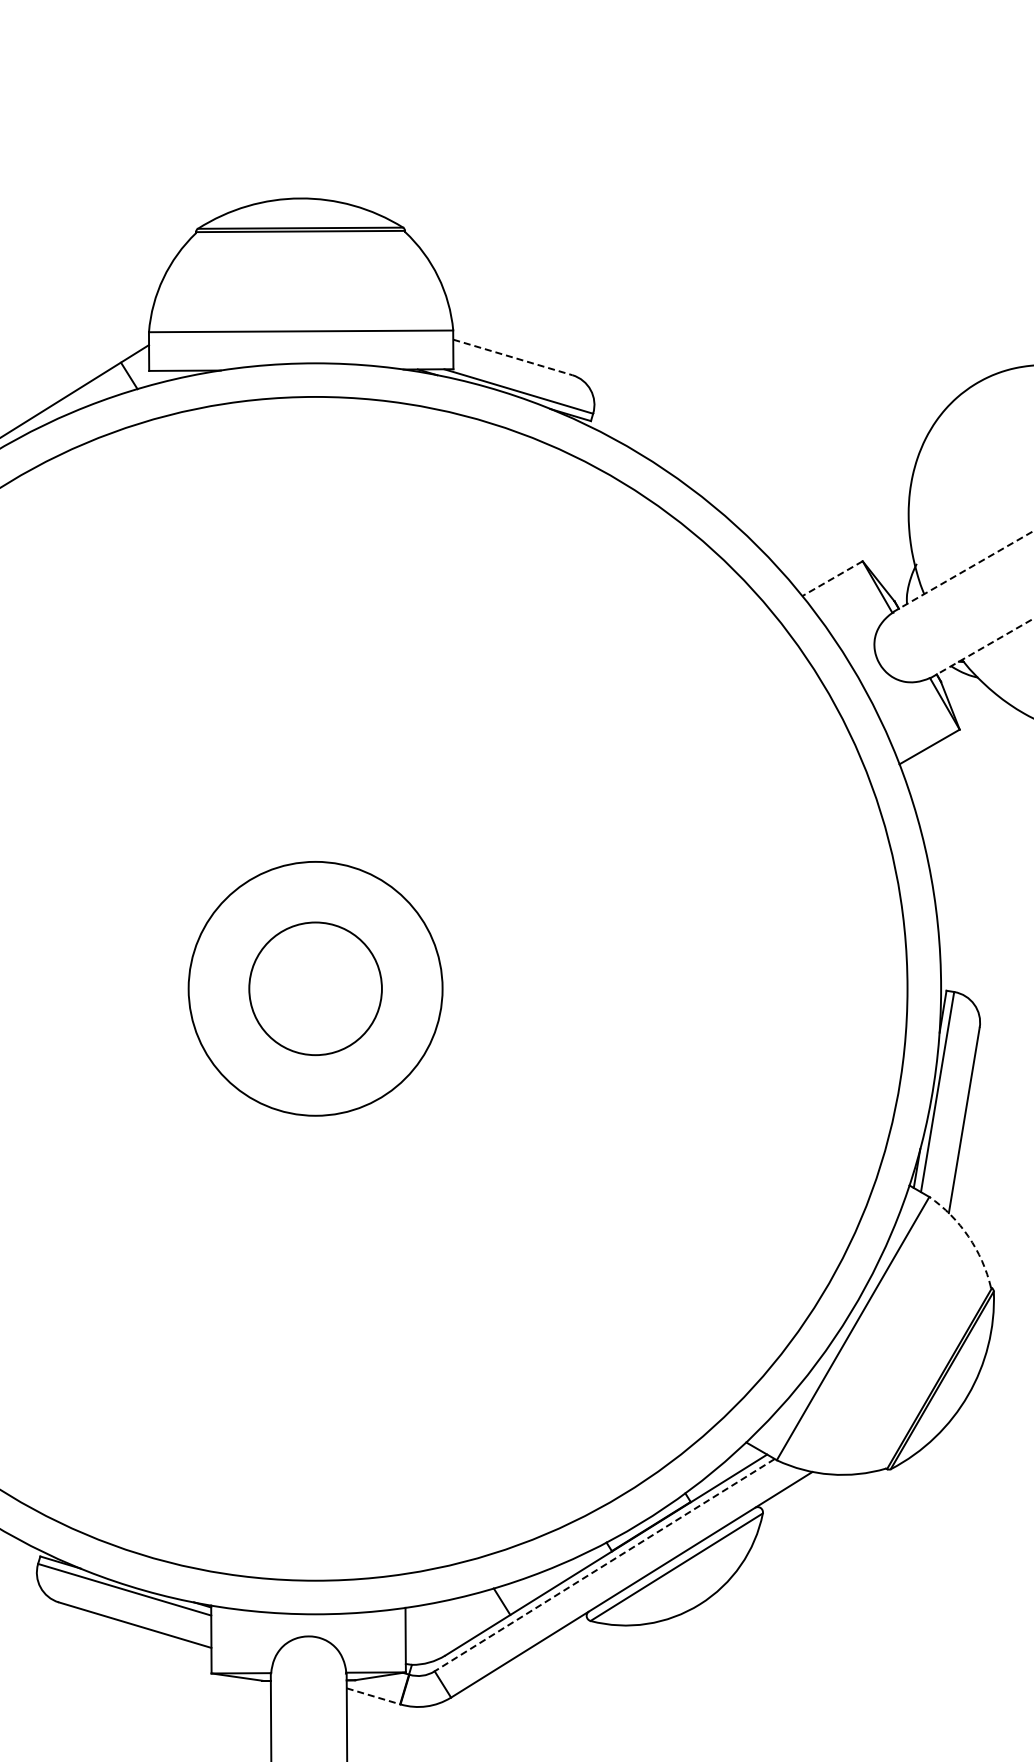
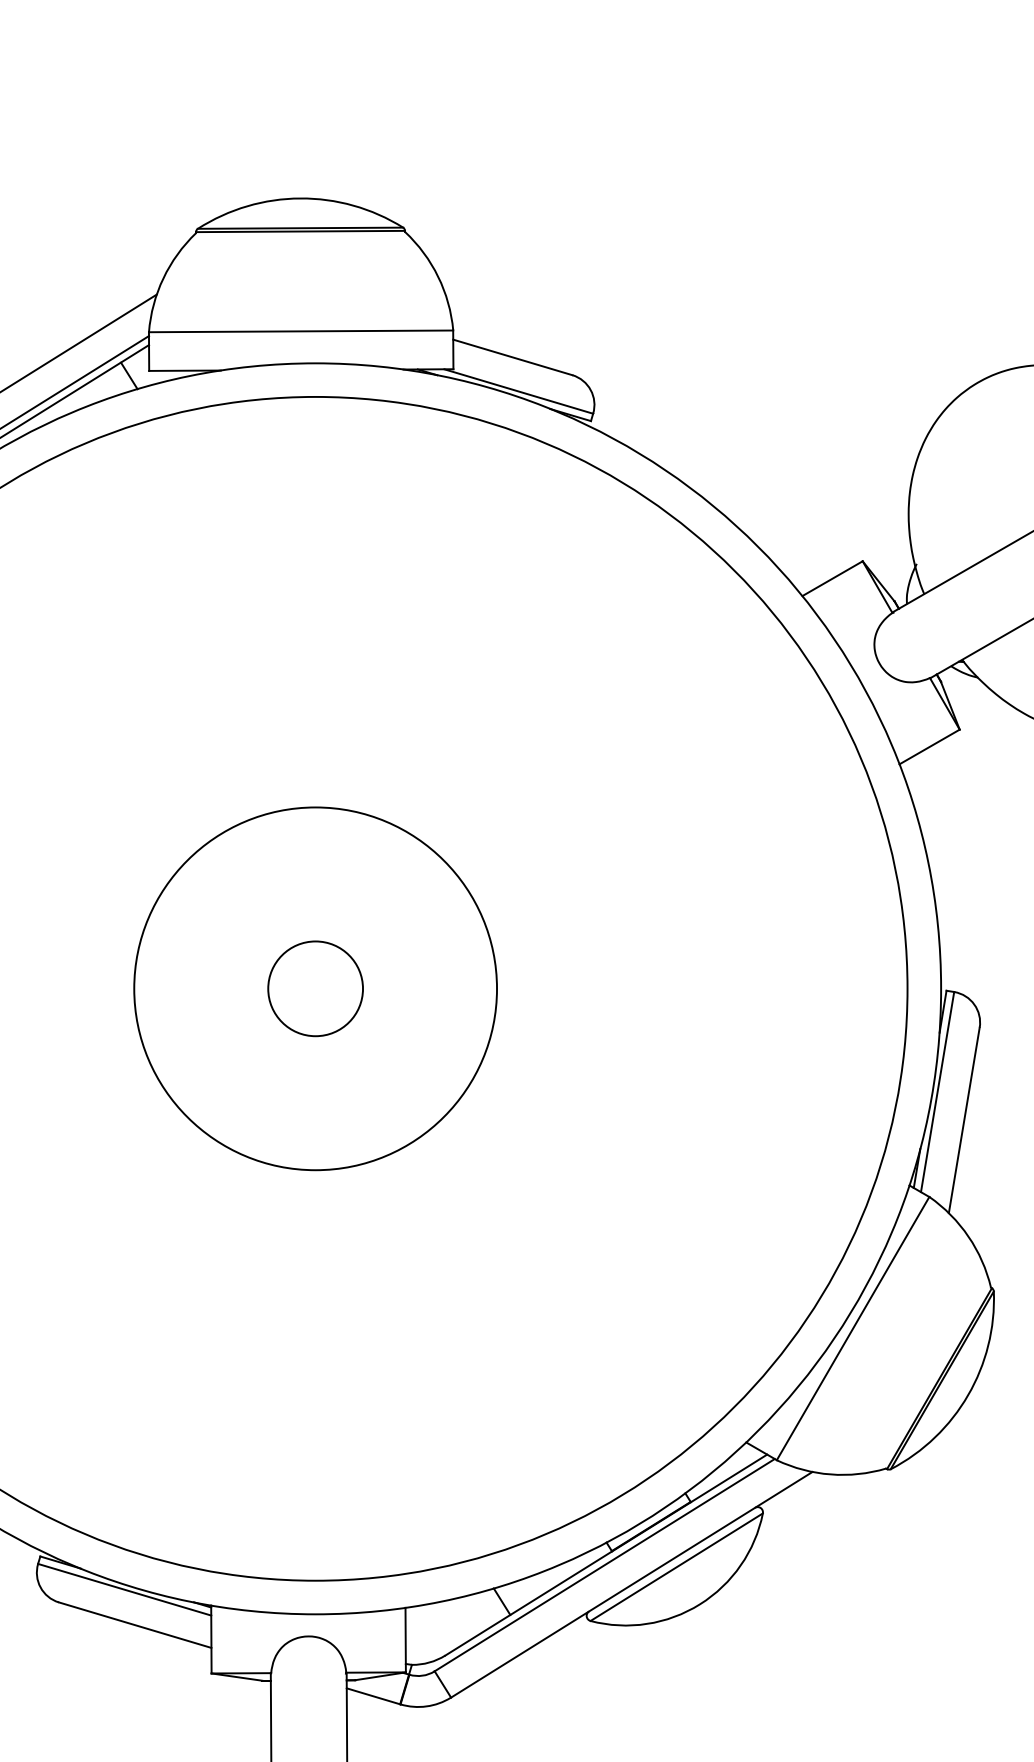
line: none -> present (79, 342)
line: dashed -> solid (513, 357)
line: none -> present (75, 381)
line: dashed -> solid (962, 572)
line: dashed -> solid (832, 578)
line: dashed -> solid (982, 648)
circle diameter: 133 px -> 95 px (315, 988)
circle diameter: 254 px -> 363 px (315, 988)
arc: dashed -> solid (968, 1236)
line: dashed -> solid (604, 1565)
line: dashed -> solid (374, 1696)
